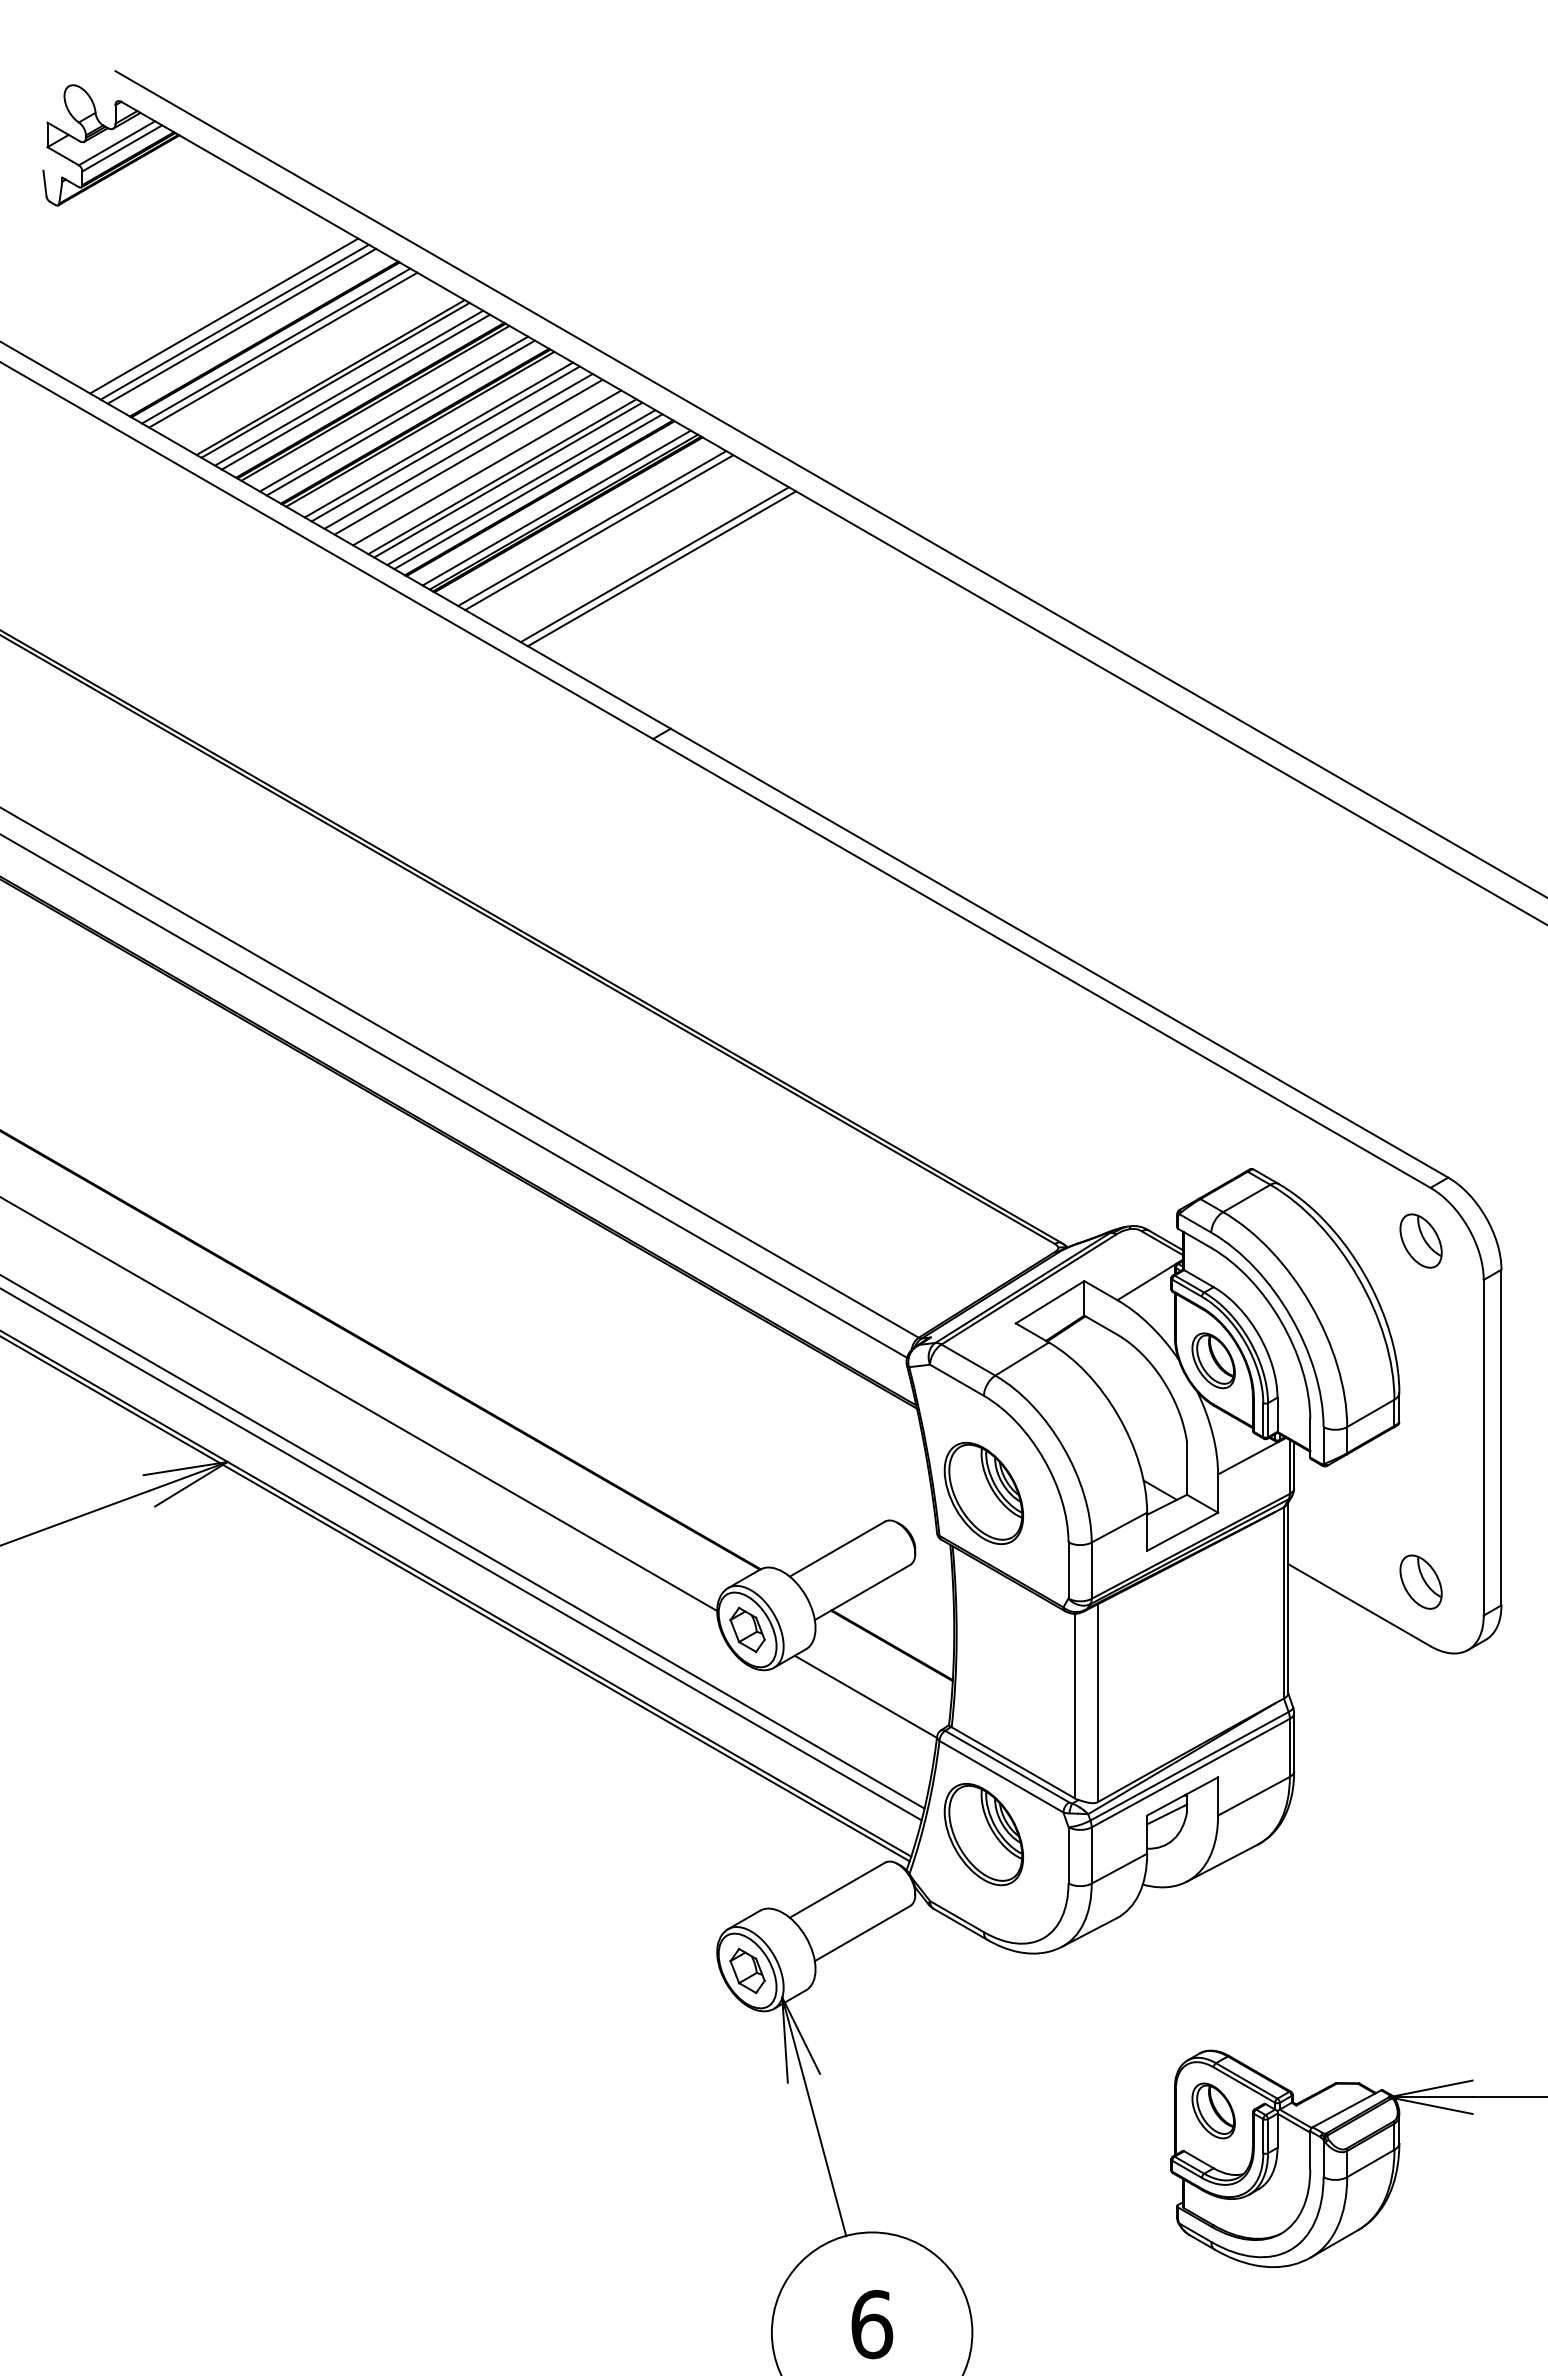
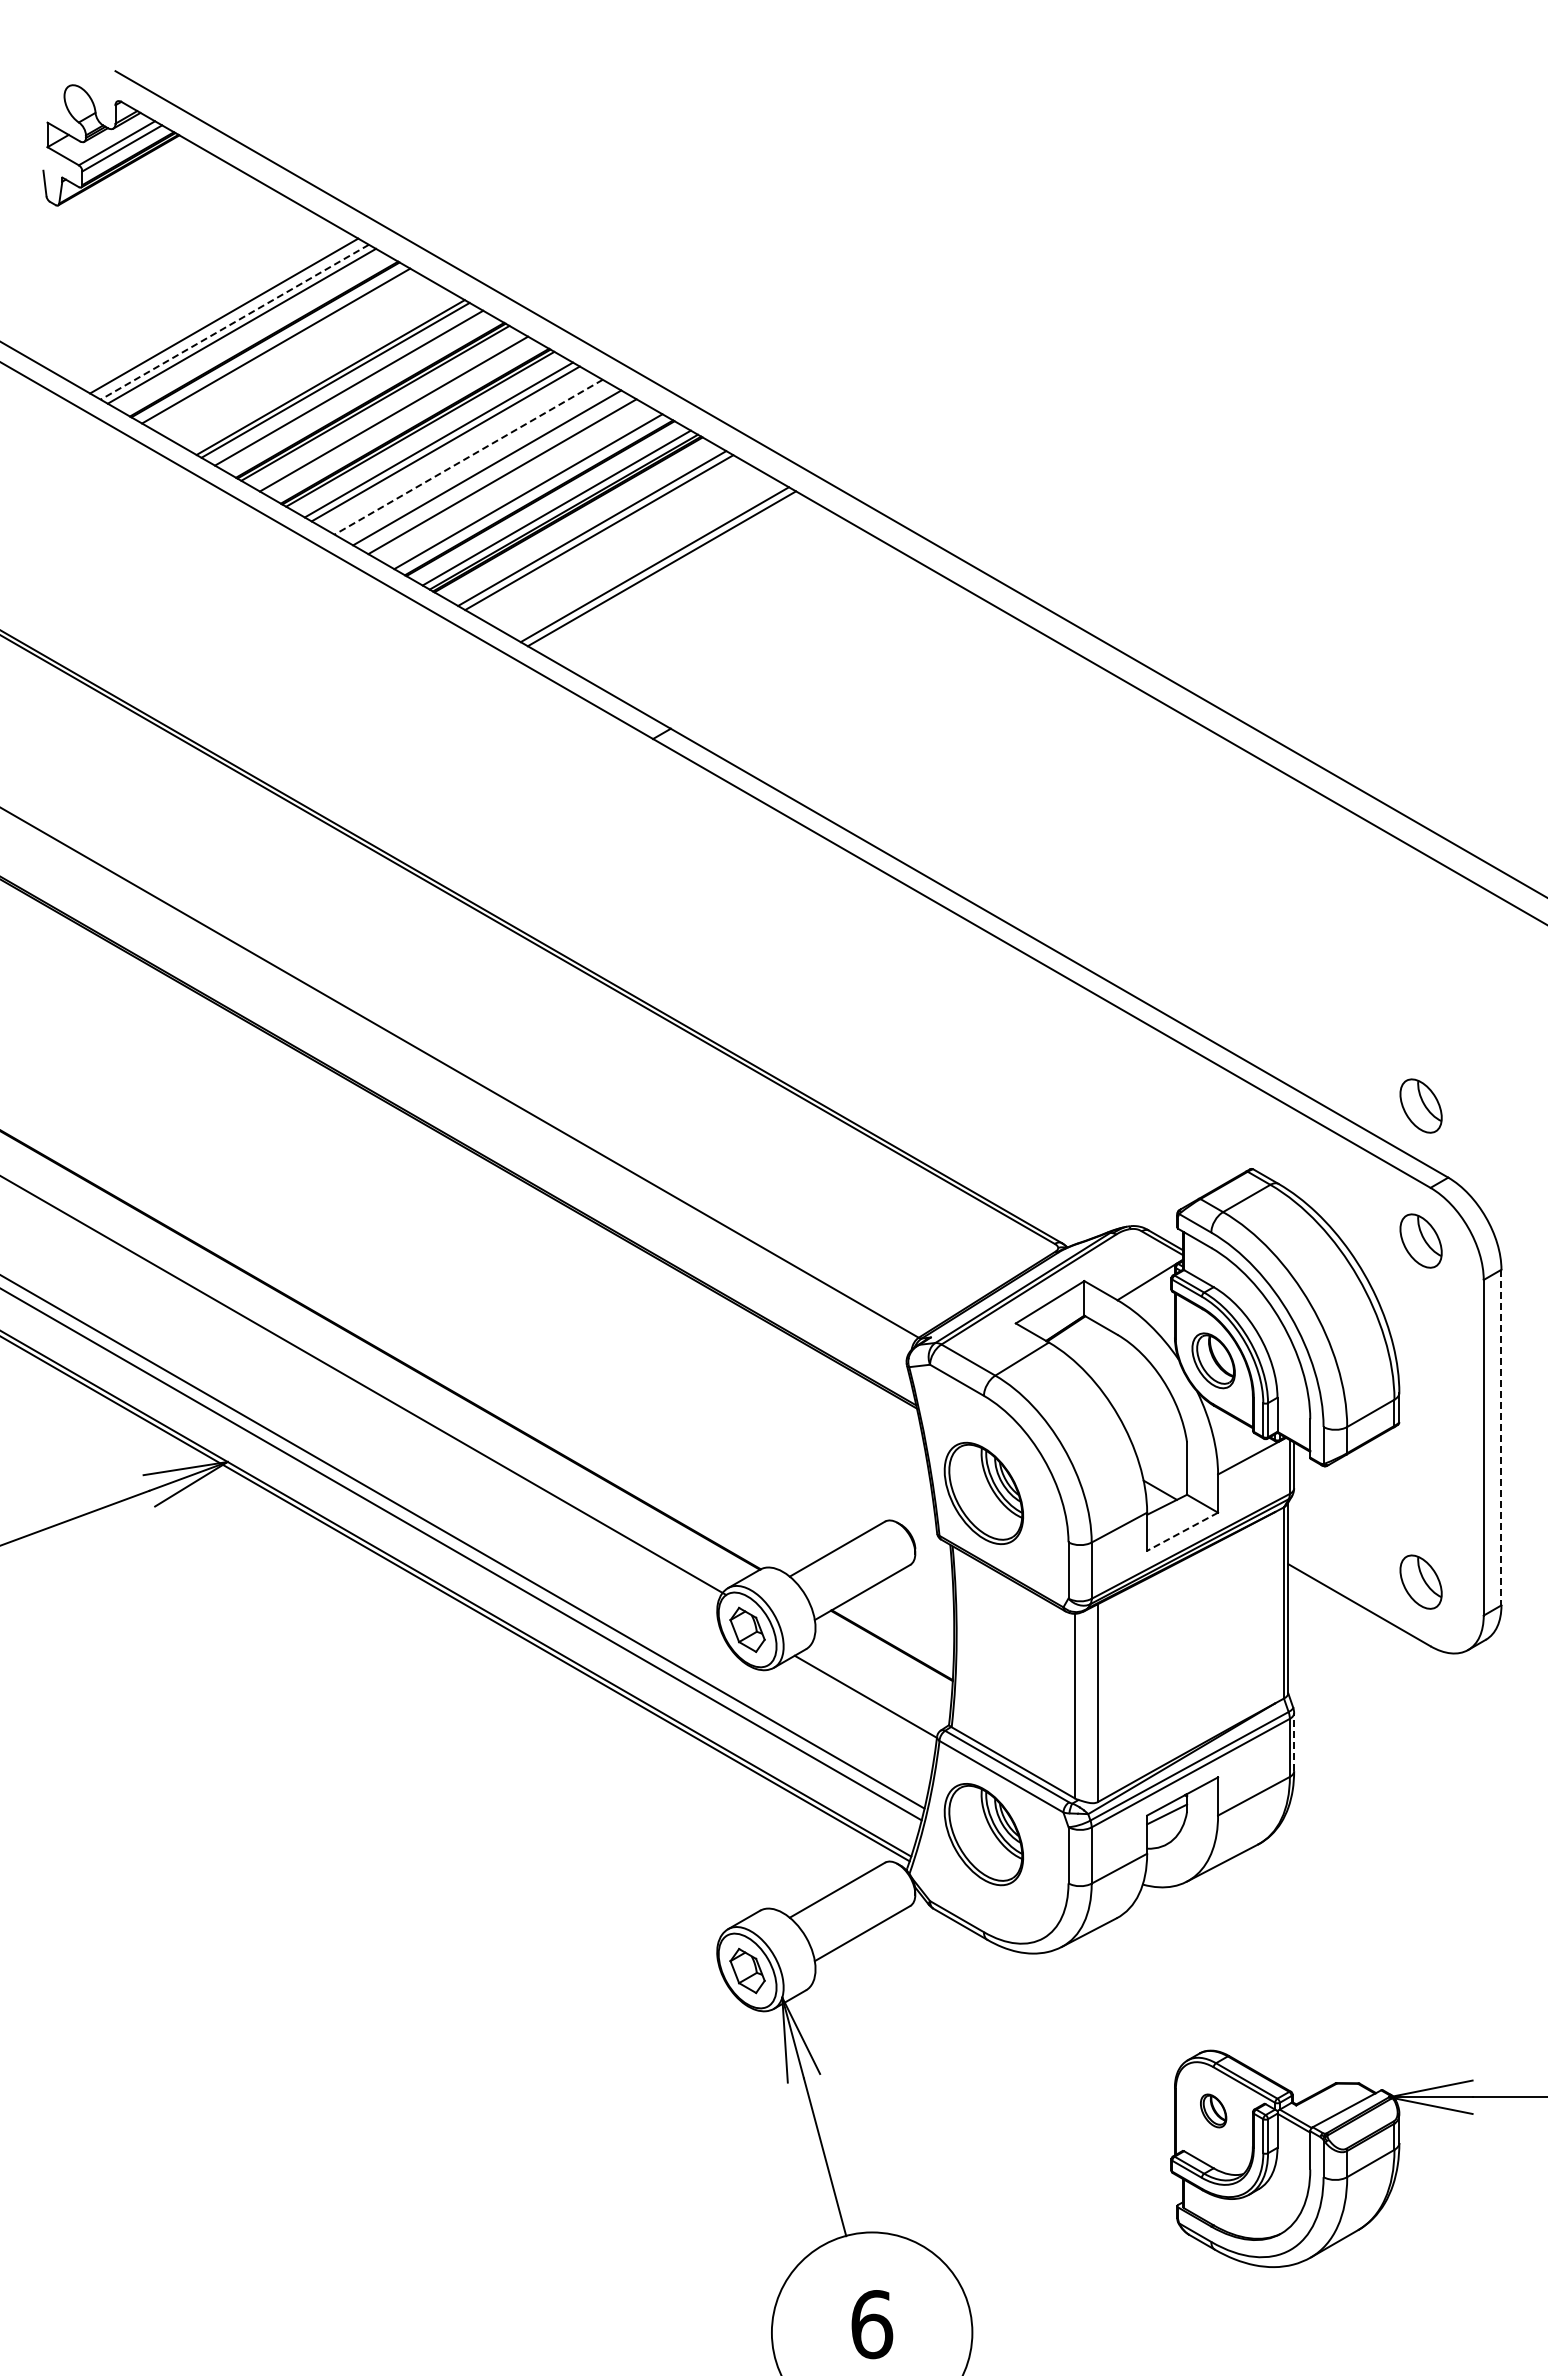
line: solid -> dashed (234, 322)
line: present -> none (283, 349)
line: present -> none (355, 391)
line: present -> none (400, 417)
line: present -> none (458, 450)
line: solid -> dashed (468, 457)
line: present -> none (508, 479)
line: present -> none (521, 487)
line: present -> none (454, 1096)
part: none -> present (1420, 1105)
line position: (359, 1404) -> (364, 1386) (364, 1386)
line: solid -> dashed (1501, 1437)
line: solid -> dashed (1182, 1532)
line: solid -> dashed (1294, 1741)
part size: 45x58 px -> 28x36 px (1213, 2110)
